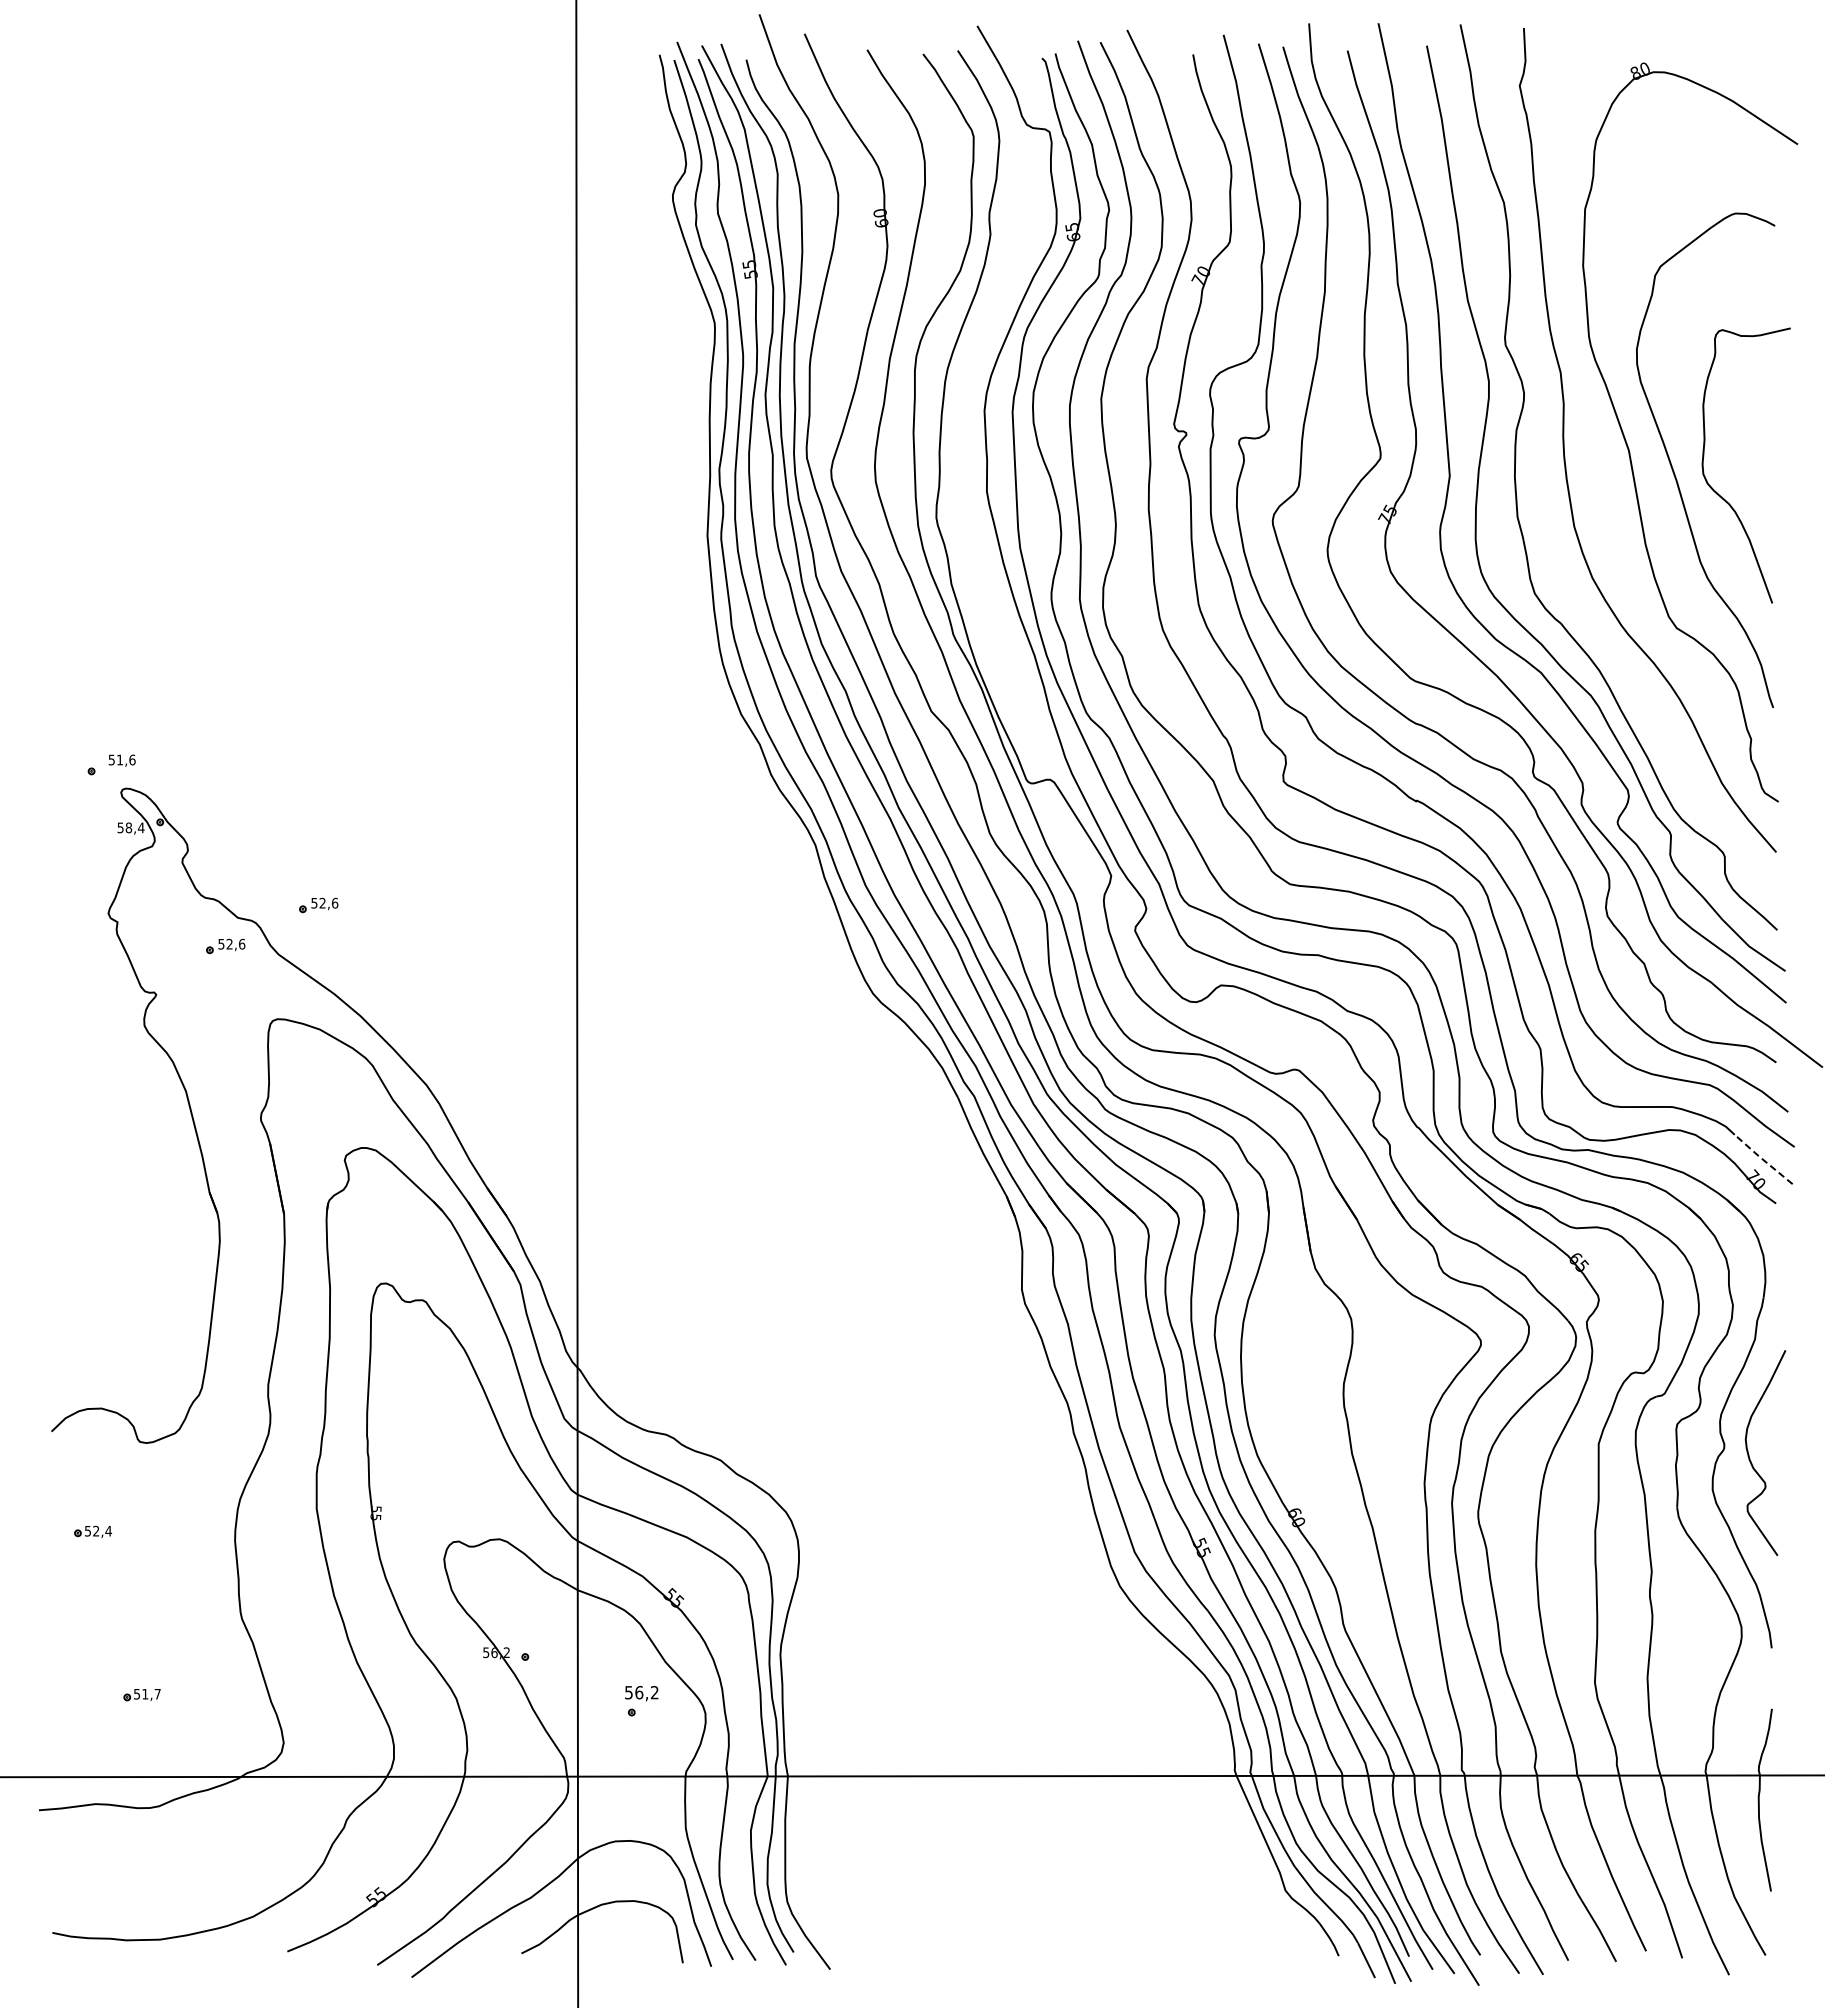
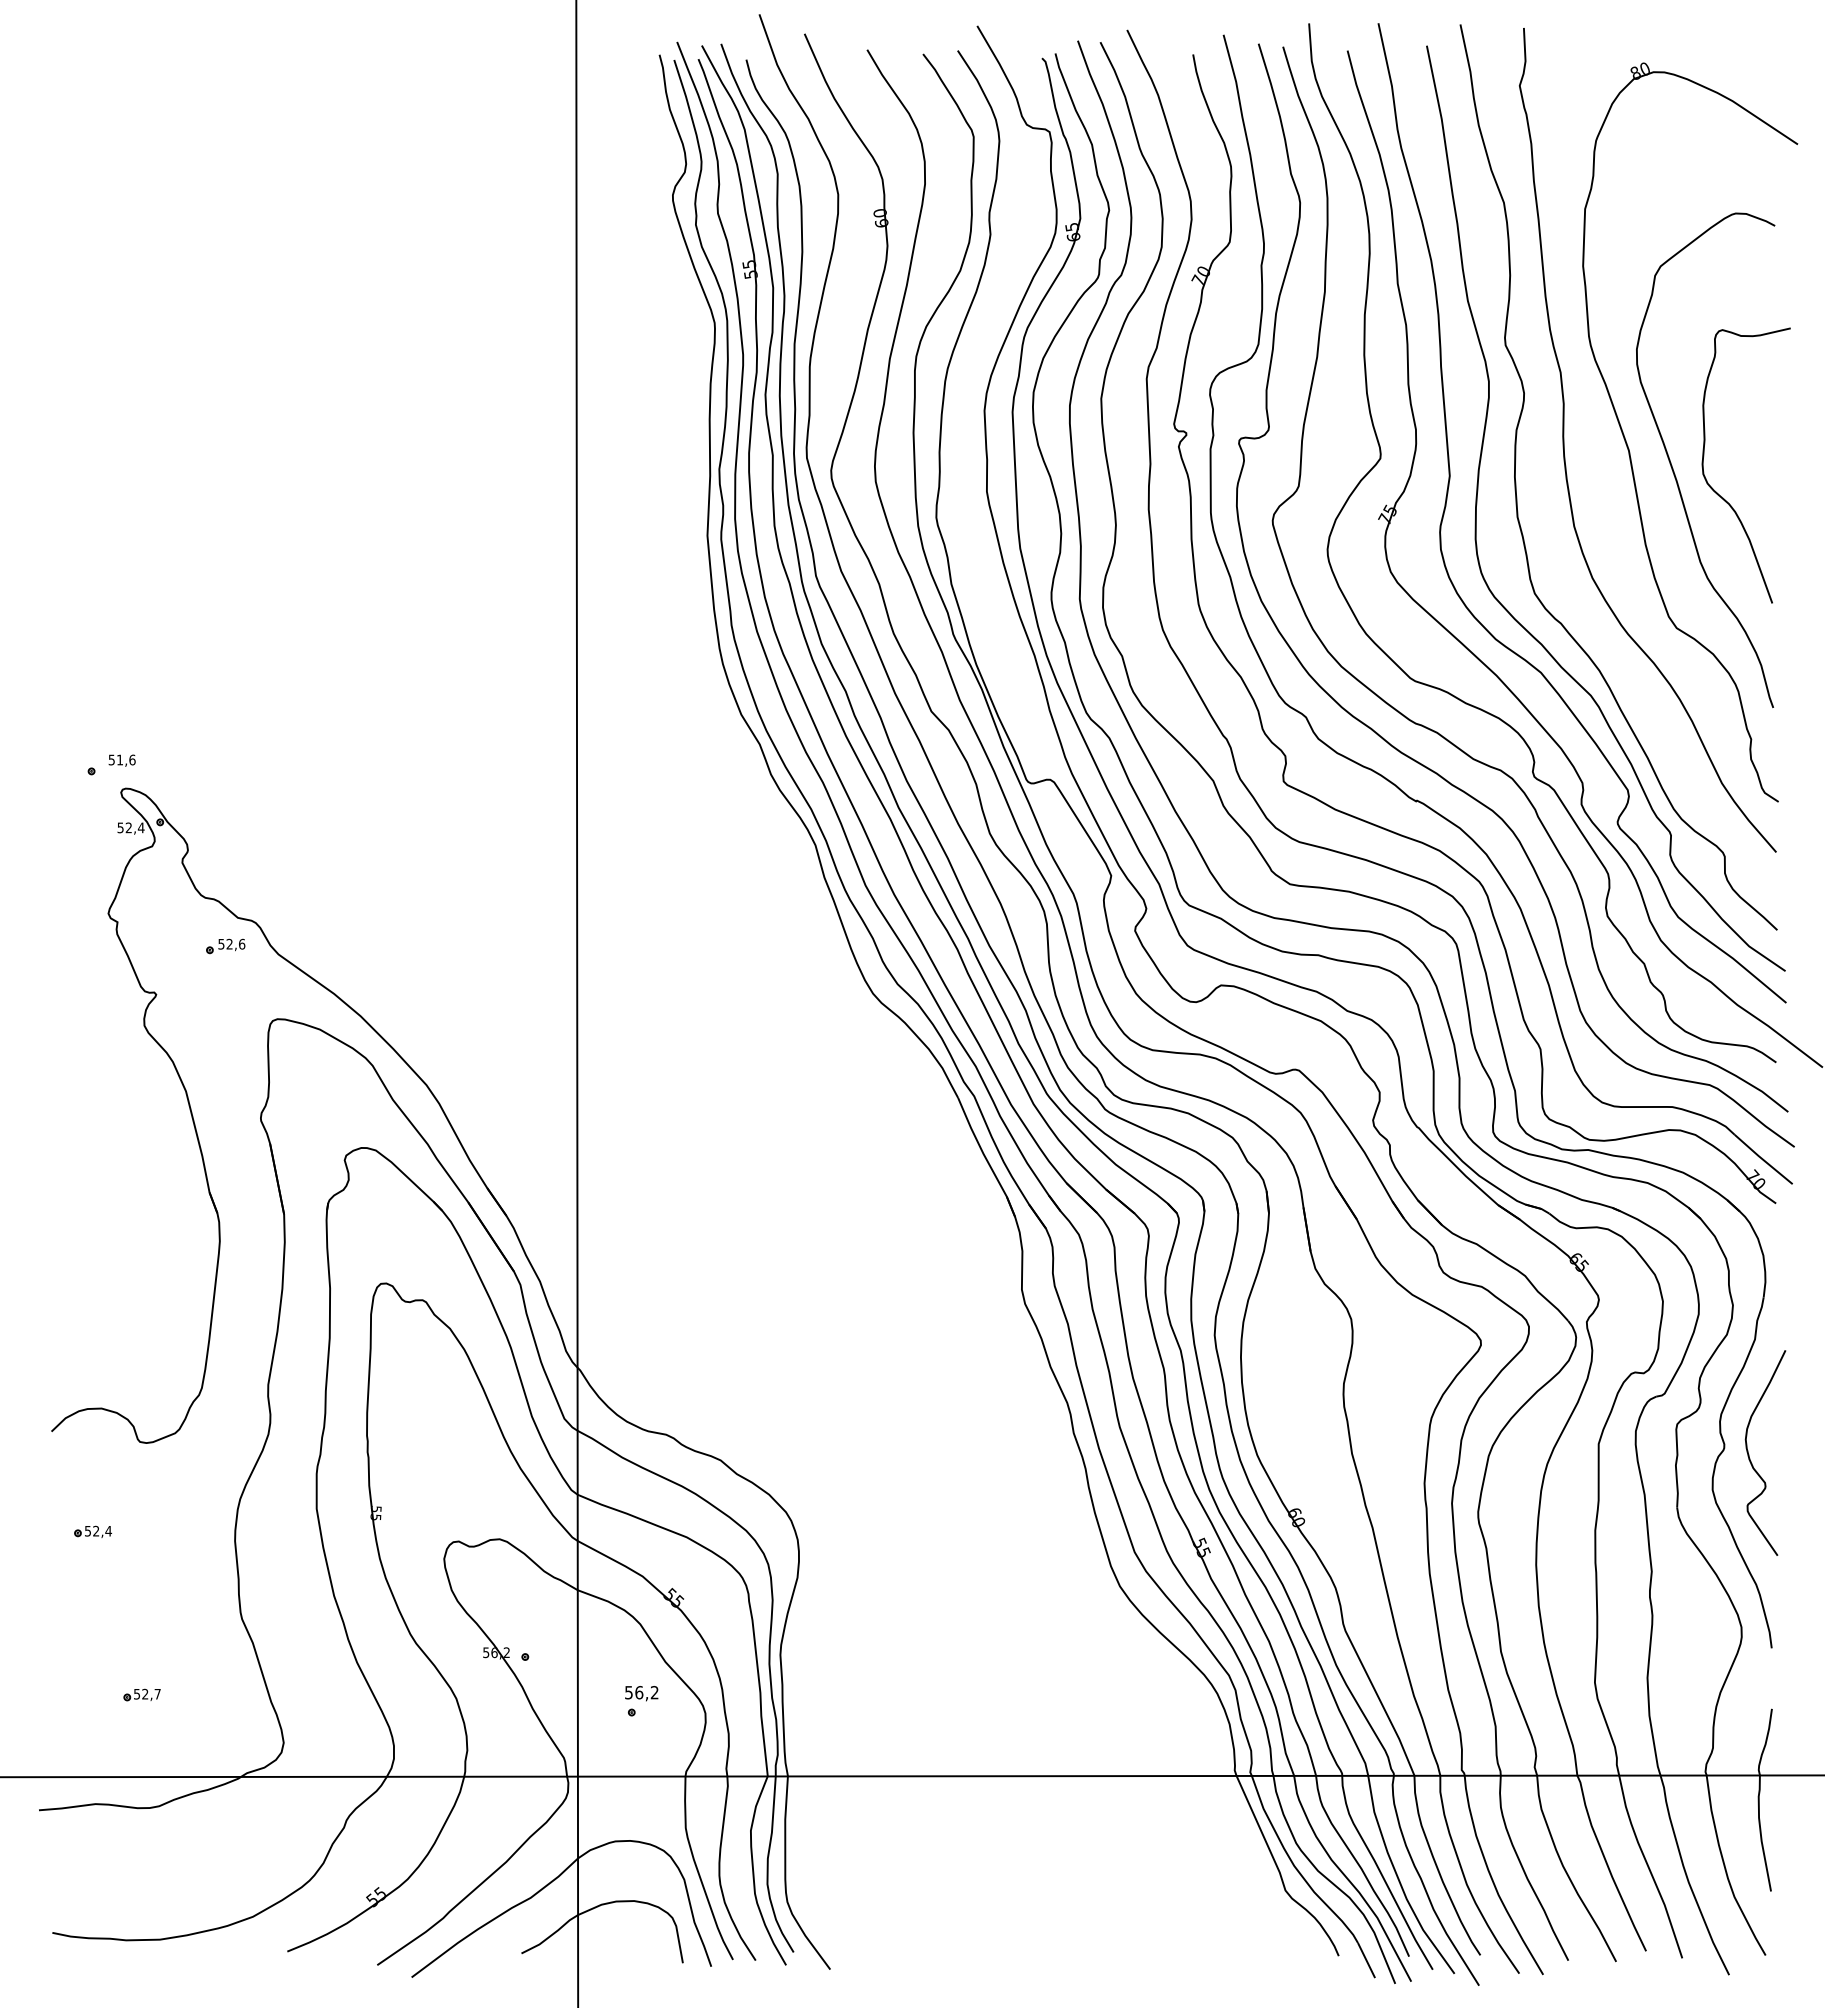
text: 58,4 -> 52,4 (128, 827)
part: present -> none (318, 905)
line: dashed -> solid (1763, 1159)
text: 51,7 -> 52,7 (145, 1693)
